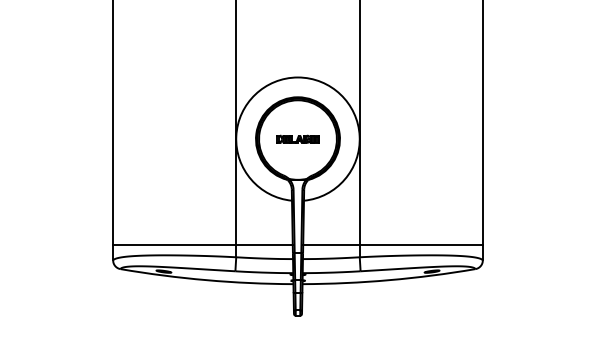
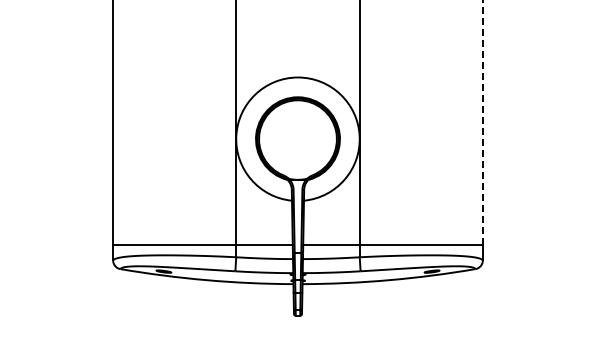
line: solid -> dashed (483, 122)
part: present -> none (297, 138)
